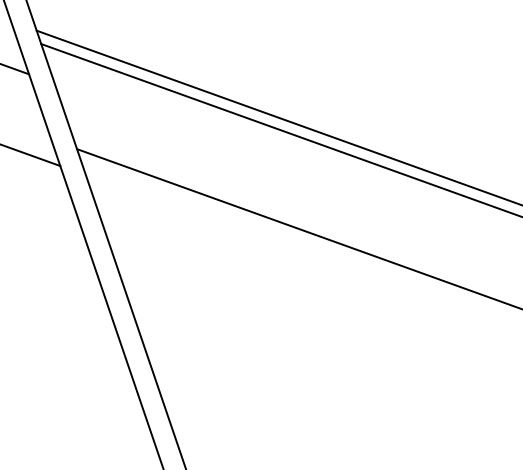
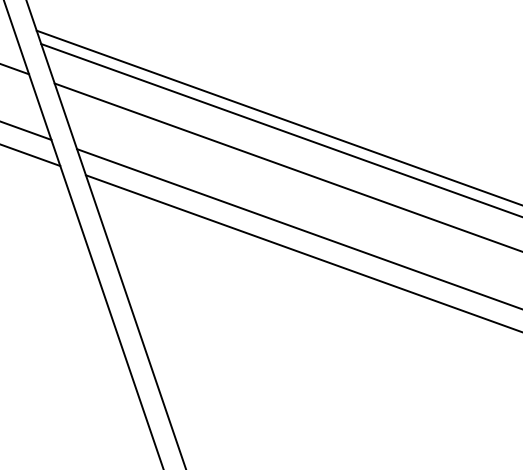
line: none -> present (26, 130)
line: none -> present (286, 166)
line: none -> present (302, 253)
